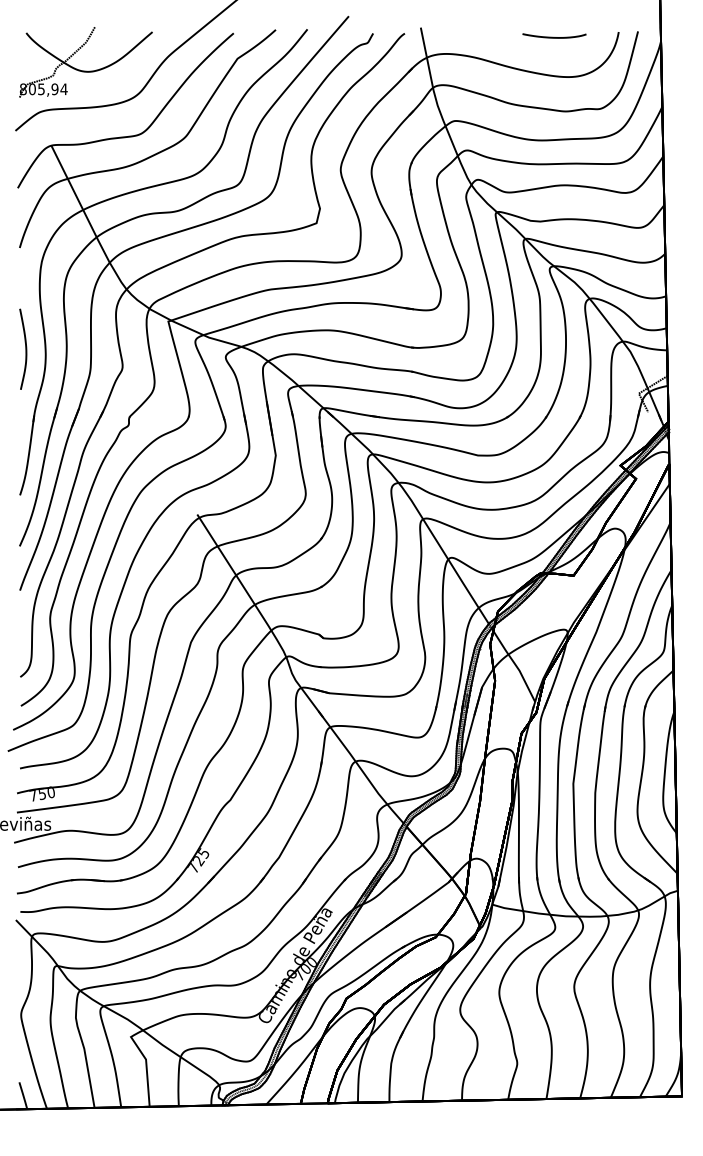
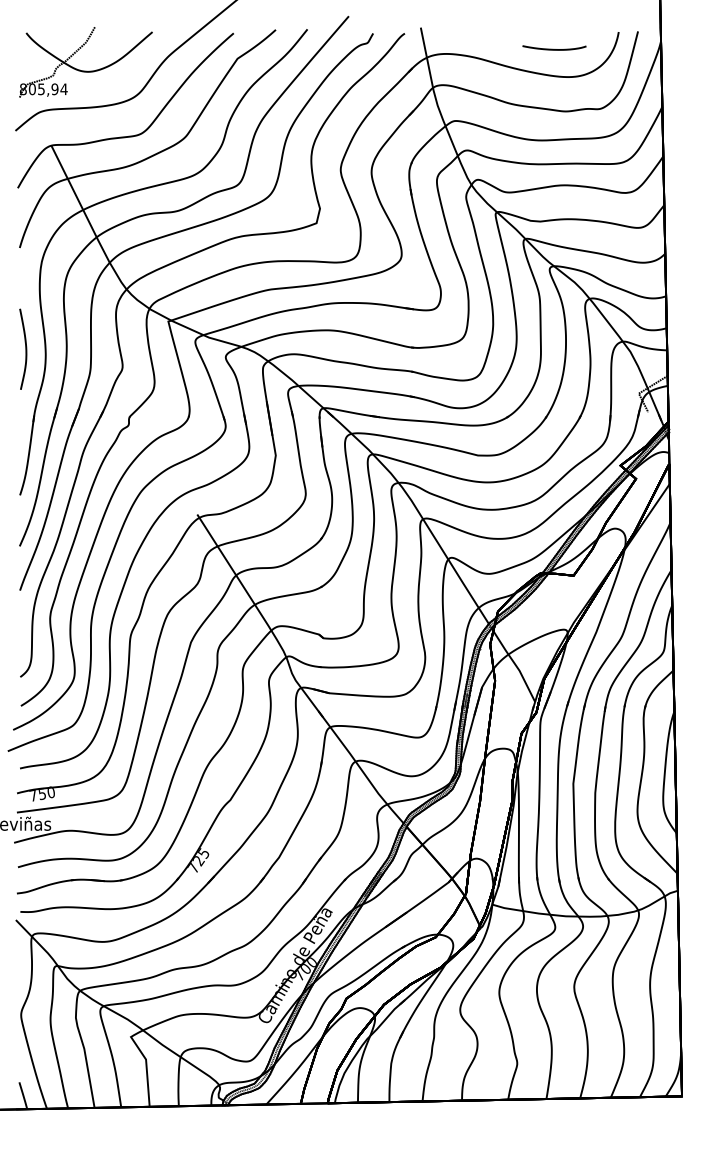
part position: (554, 35) -> (554, 47) (554, 47)
